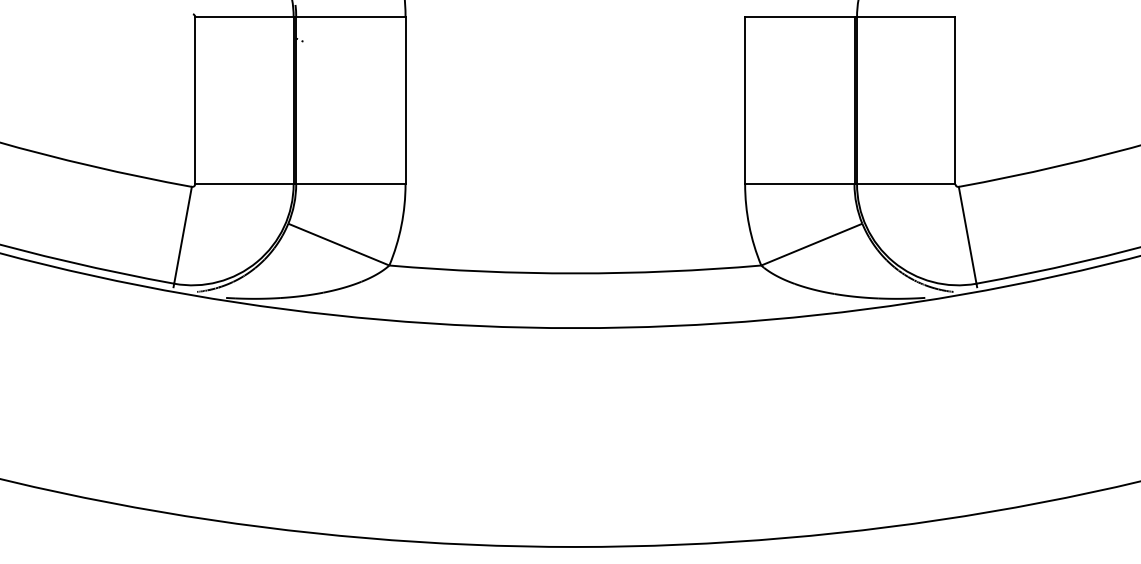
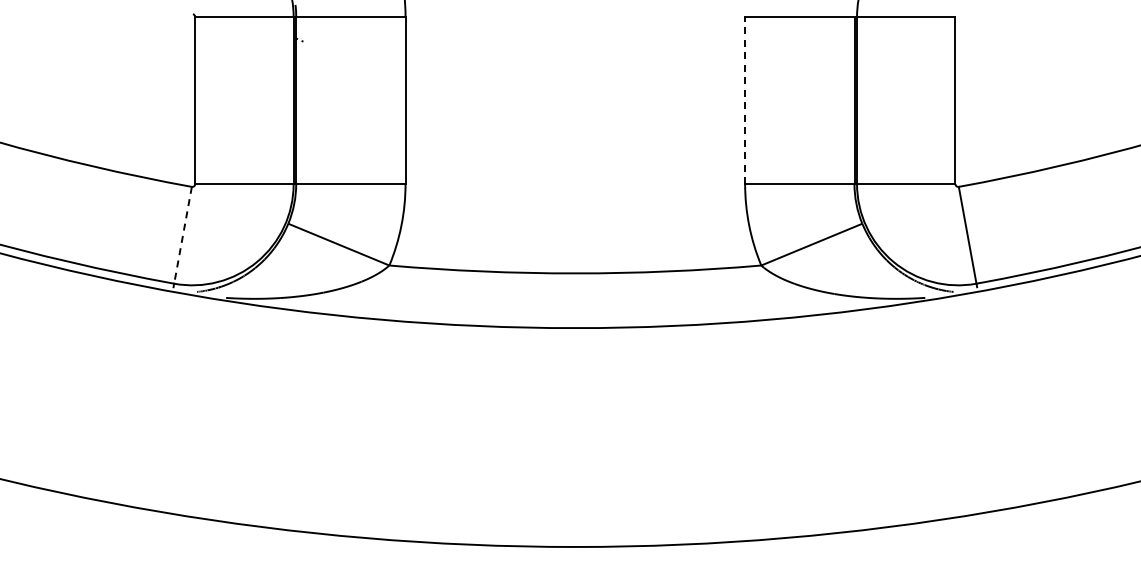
line: solid -> dashed (745, 100)
line: solid -> dashed (182, 235)
